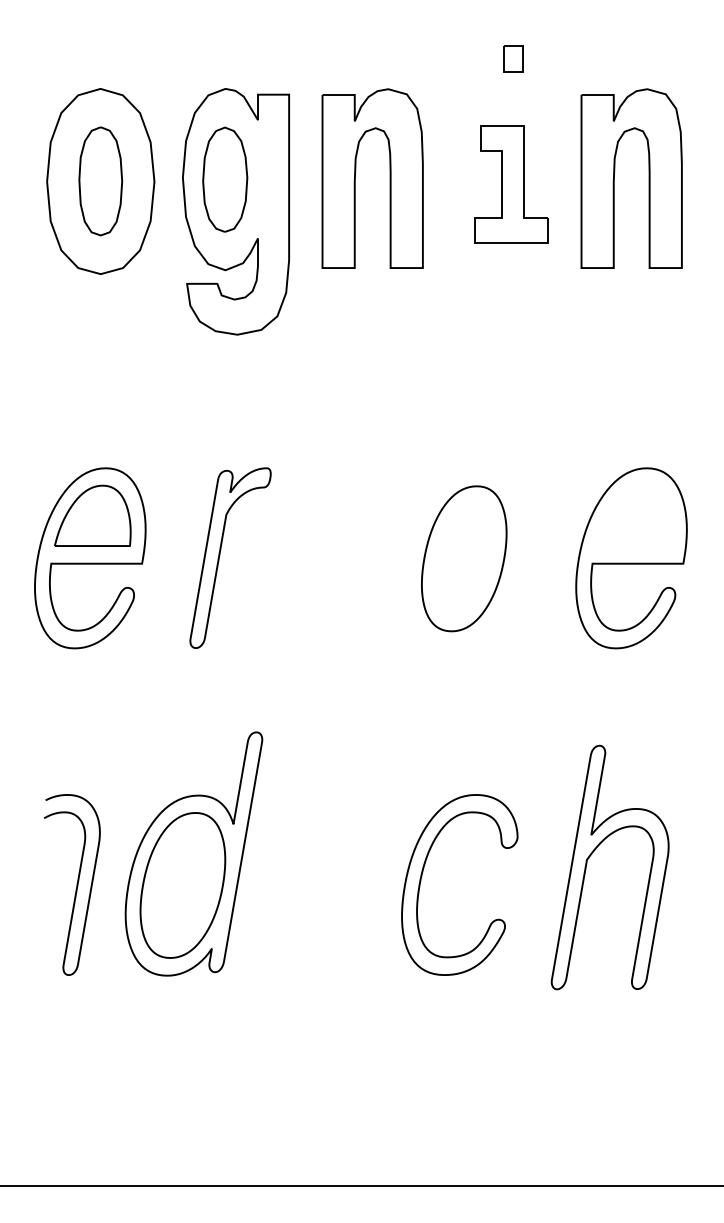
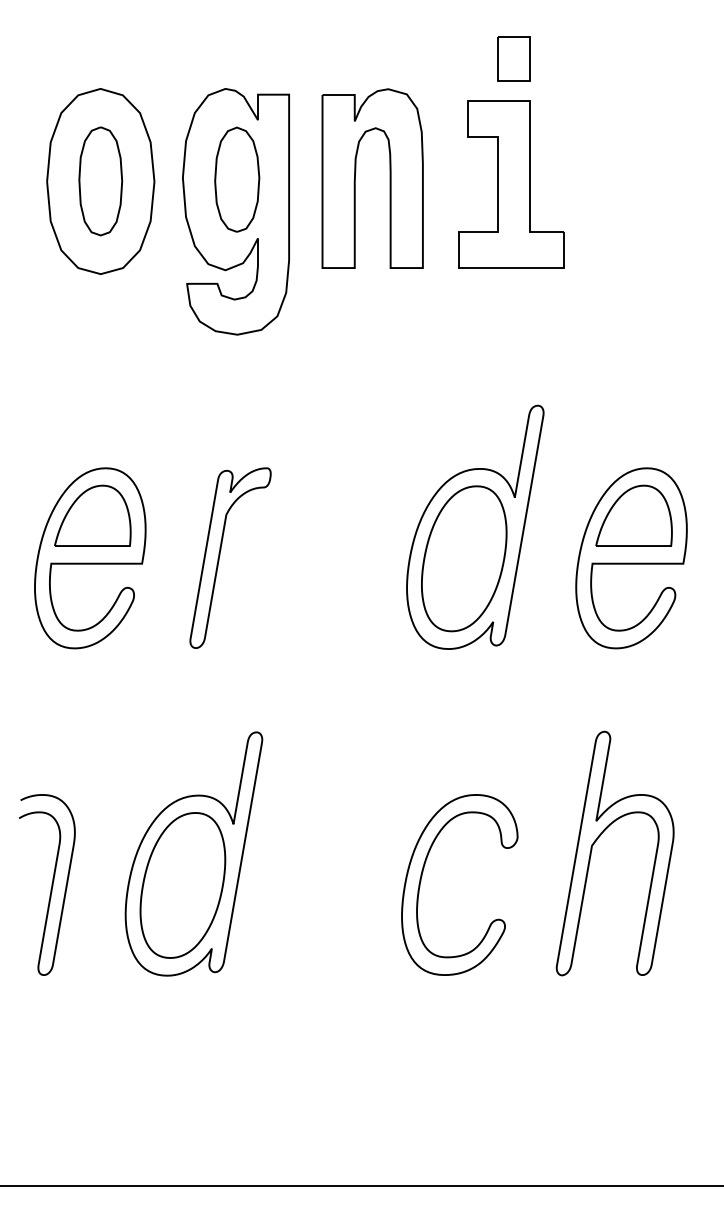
part size: 21x28 px -> 34x46 px (513, 58)
part: present -> none (614, 178)
part position: (225, 179) -> (237, 179) (237, 179)
part size: 75x119 px -> 107x169 px (511, 184)
part: none -> present (633, 515)
part: none -> present (475, 526)
part position: (592, 854) -> (597, 840) (597, 840)
curve position: (76, 884) -> (51, 884) (51, 884)
